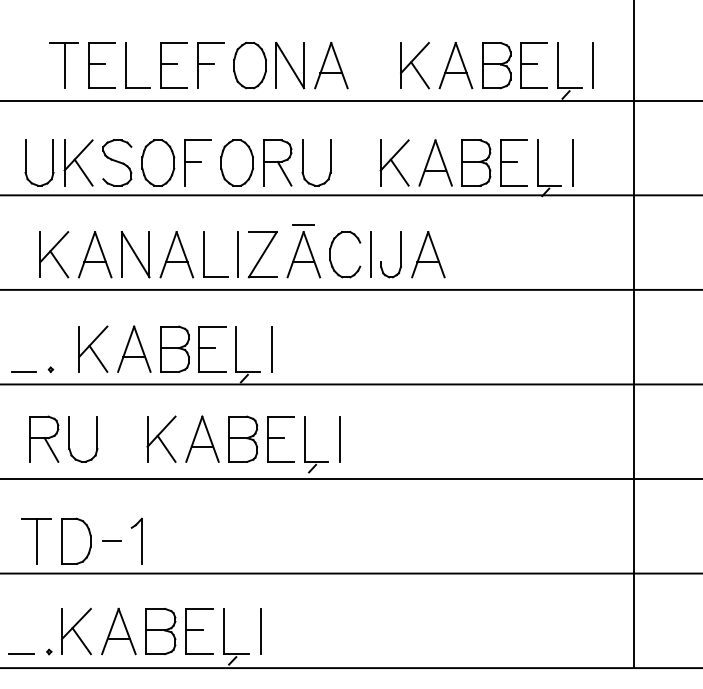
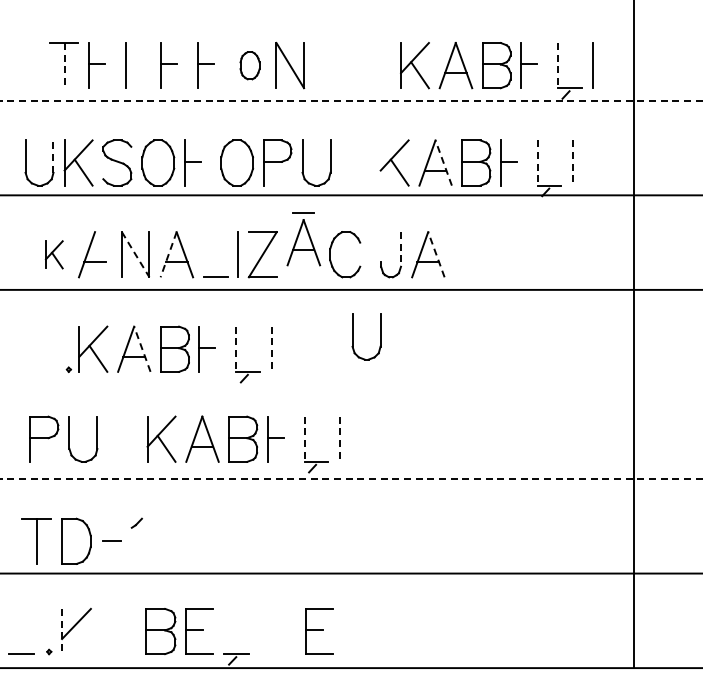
line: present -> none (101, 43)
line: present -> none (173, 43)
line: present -> none (210, 43)
line: present -> none (534, 43)
line: solid -> dashed (64, 65)
part size: 34x48 px -> 22x30 px (249, 65)
part: present -> none (331, 65)
line: solid -> dashed (558, 65)
line: present -> none (101, 88)
line: present -> none (137, 88)
line: present -> none (173, 88)
line: present -> none (534, 88)
line: solid -> dashed (351, 100)
line: present -> none (197, 140)
line: present -> none (513, 140)
line: solid -> dashed (53, 156)
line: present -> none (380, 162)
line: solid -> dashed (443, 162)
line: solid -> dashed (537, 163)
line: solid -> dashed (572, 163)
line: present -> none (284, 173)
line: present -> none (513, 185)
line: solid -> dashed (401, 249)
part position: (303, 251) -> (303, 239) (303, 239)
part size: 31x48 px -> 20x30 px (53, 254)
line: present -> none (103, 254)
line: solid -> dashed (168, 254)
line: present -> none (203, 254)
line: present -> none (370, 254)
line: solid -> dashed (436, 254)
line: solid -> dashed (135, 255)
line: present -> none (212, 326)
part: none -> present (353, 336)
line: solid -> dashed (142, 348)
line: solid -> dashed (236, 349)
line: solid -> dashed (271, 349)
part position: (50, 369) -> (68, 369) (68, 369)
line: present -> none (24, 371)
line: present -> none (212, 371)
line: present -> none (350, 384)
line: present -> none (280, 416)
line: solid -> dashed (304, 439)
line: solid -> dashed (339, 439)
line: present -> none (51, 449)
line: present -> none (280, 461)
line: solid -> dashed (351, 479)
line: present -> none (141, 540)
line: solid -> dashed (62, 631)
part: present -> none (118, 631)
line: present -> none (224, 631)
line: present -> none (260, 631)
part: none -> present (319, 631)
line: present -> none (81, 641)
